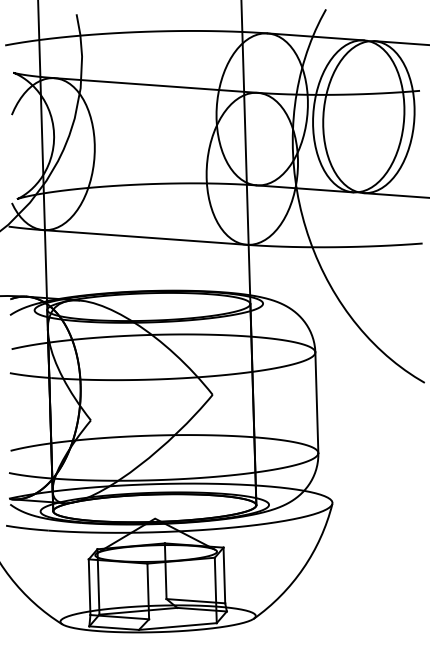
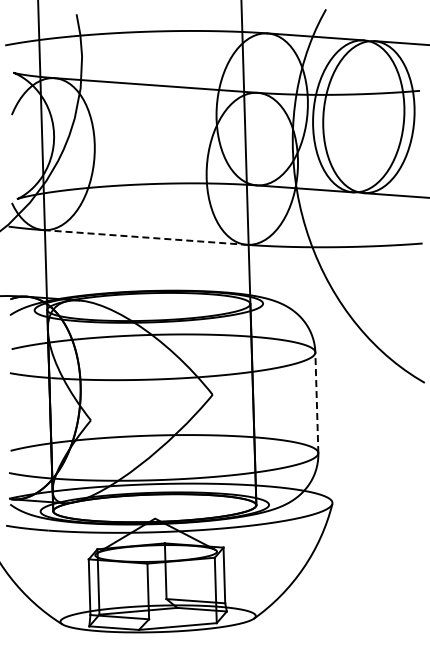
line: solid -> dashed (145, 237)
line: solid -> dashed (316, 402)
